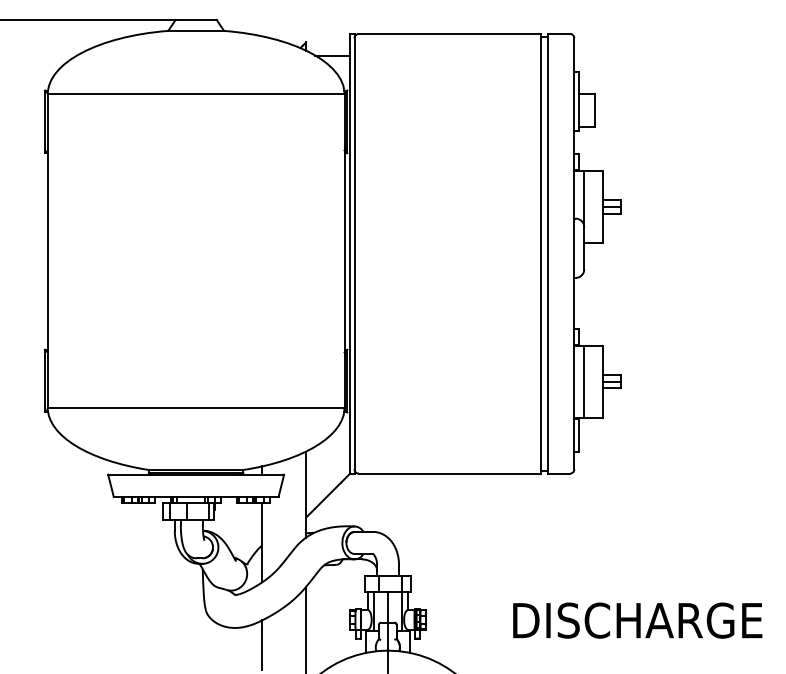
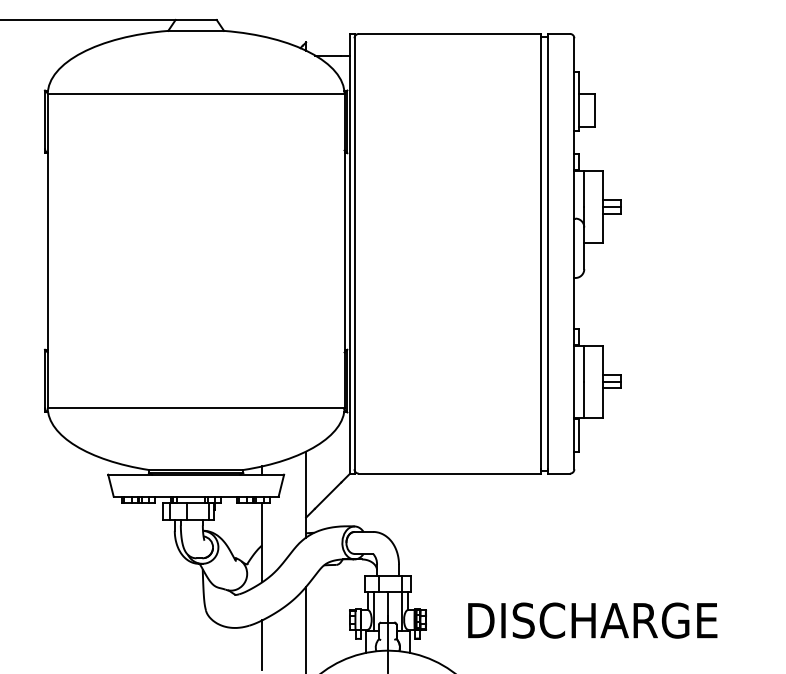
text position: (637, 620) -> (592, 620) (592, 620)
